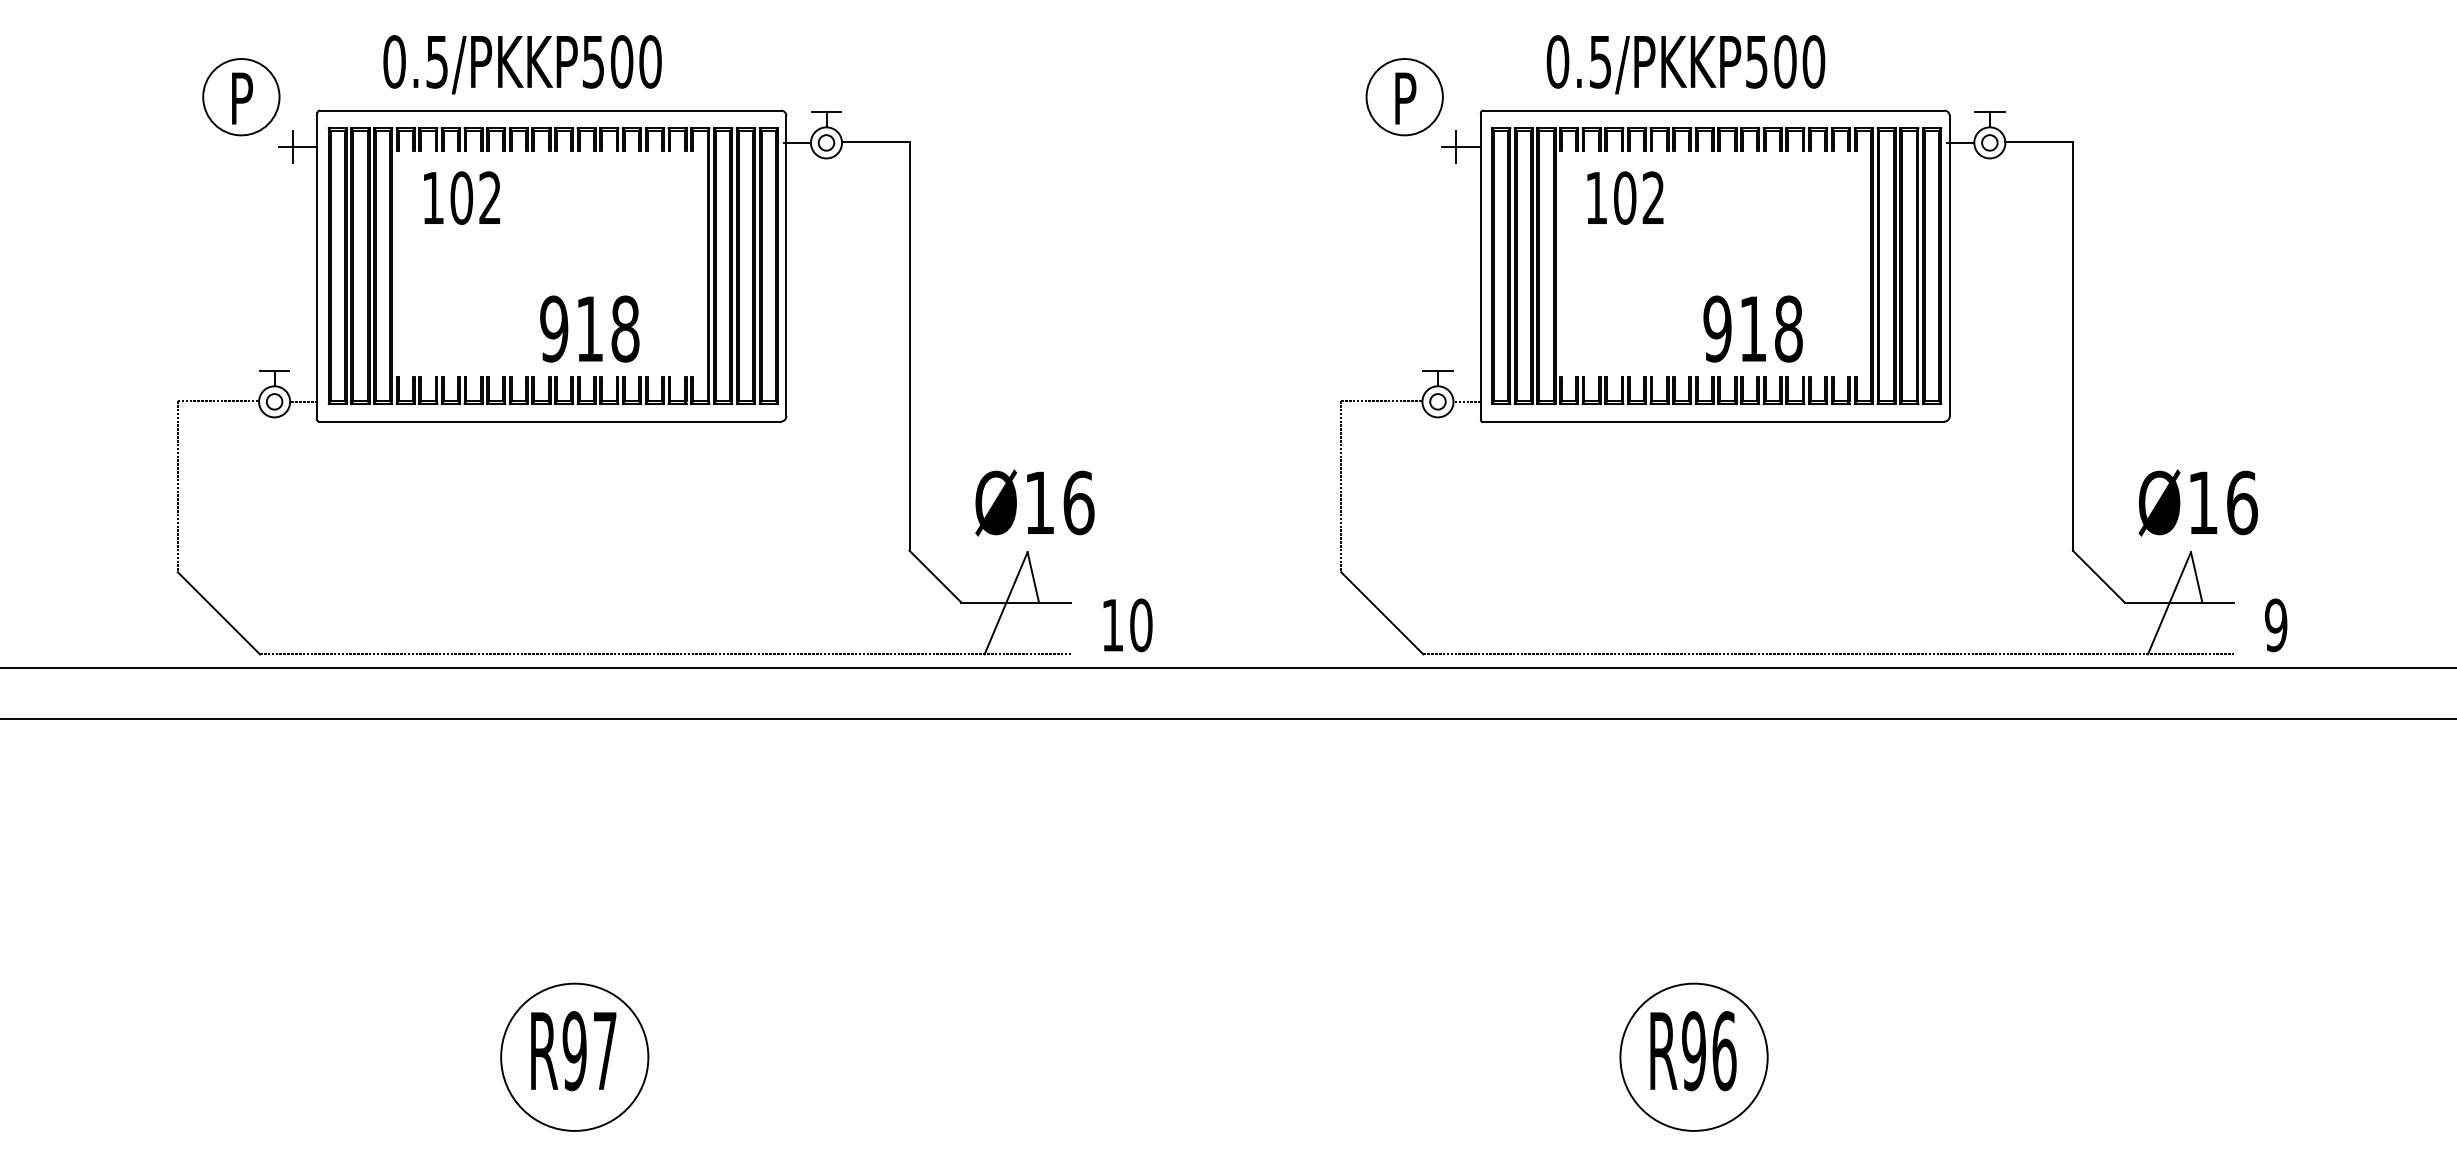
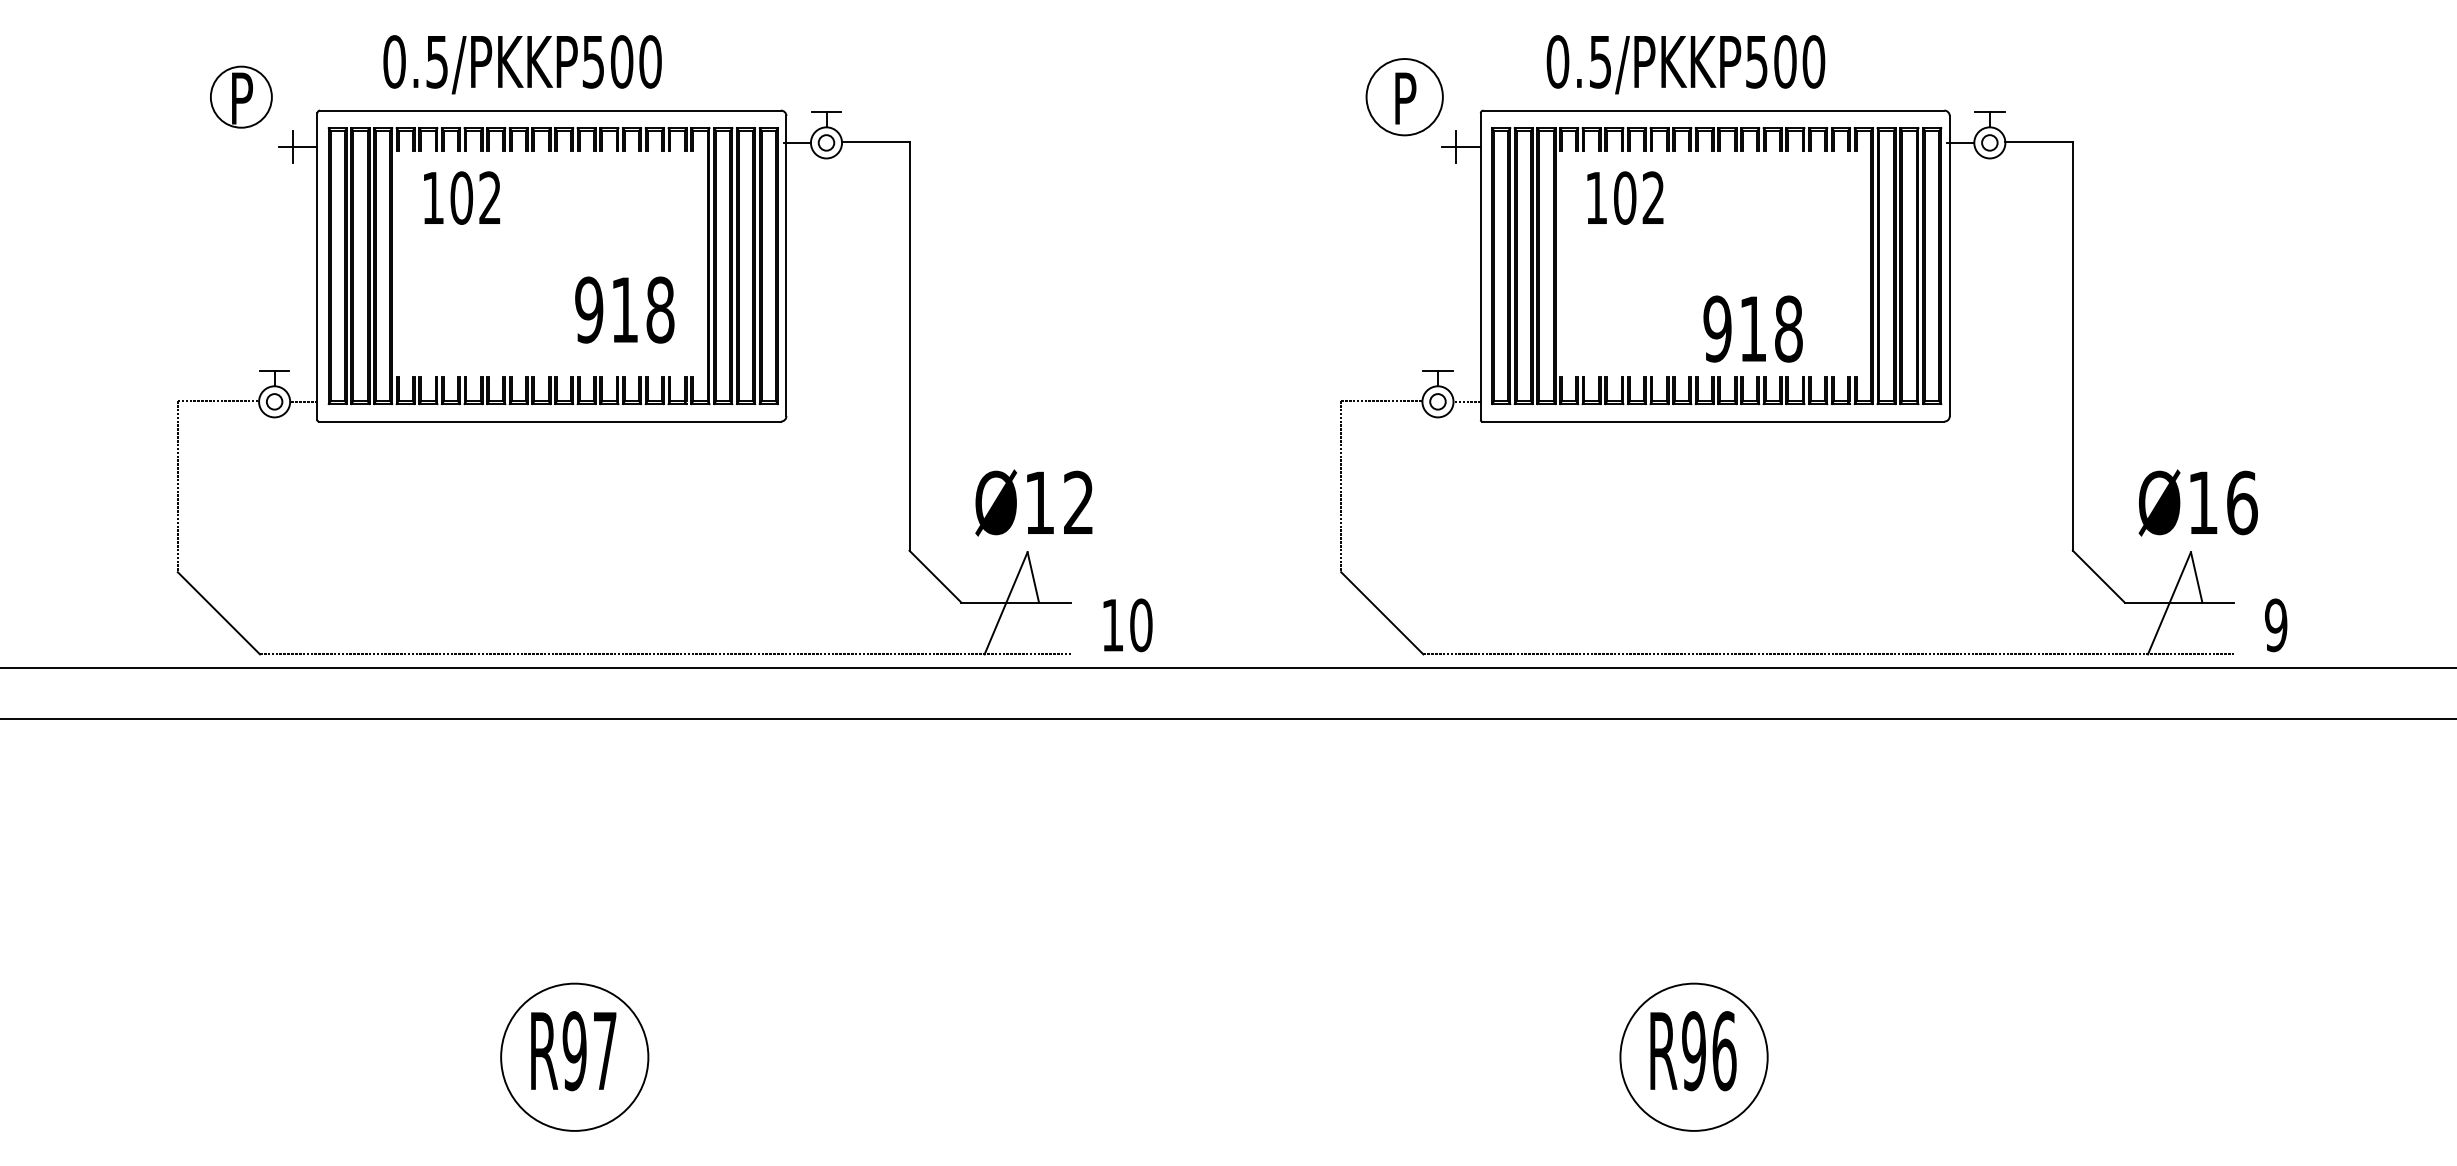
circle diameter: 76 px -> 61 px (240, 96)
text position: (589, 328) -> (624, 309) (624, 309)
text: Ø16 -> Ø12 (1078, 502)
